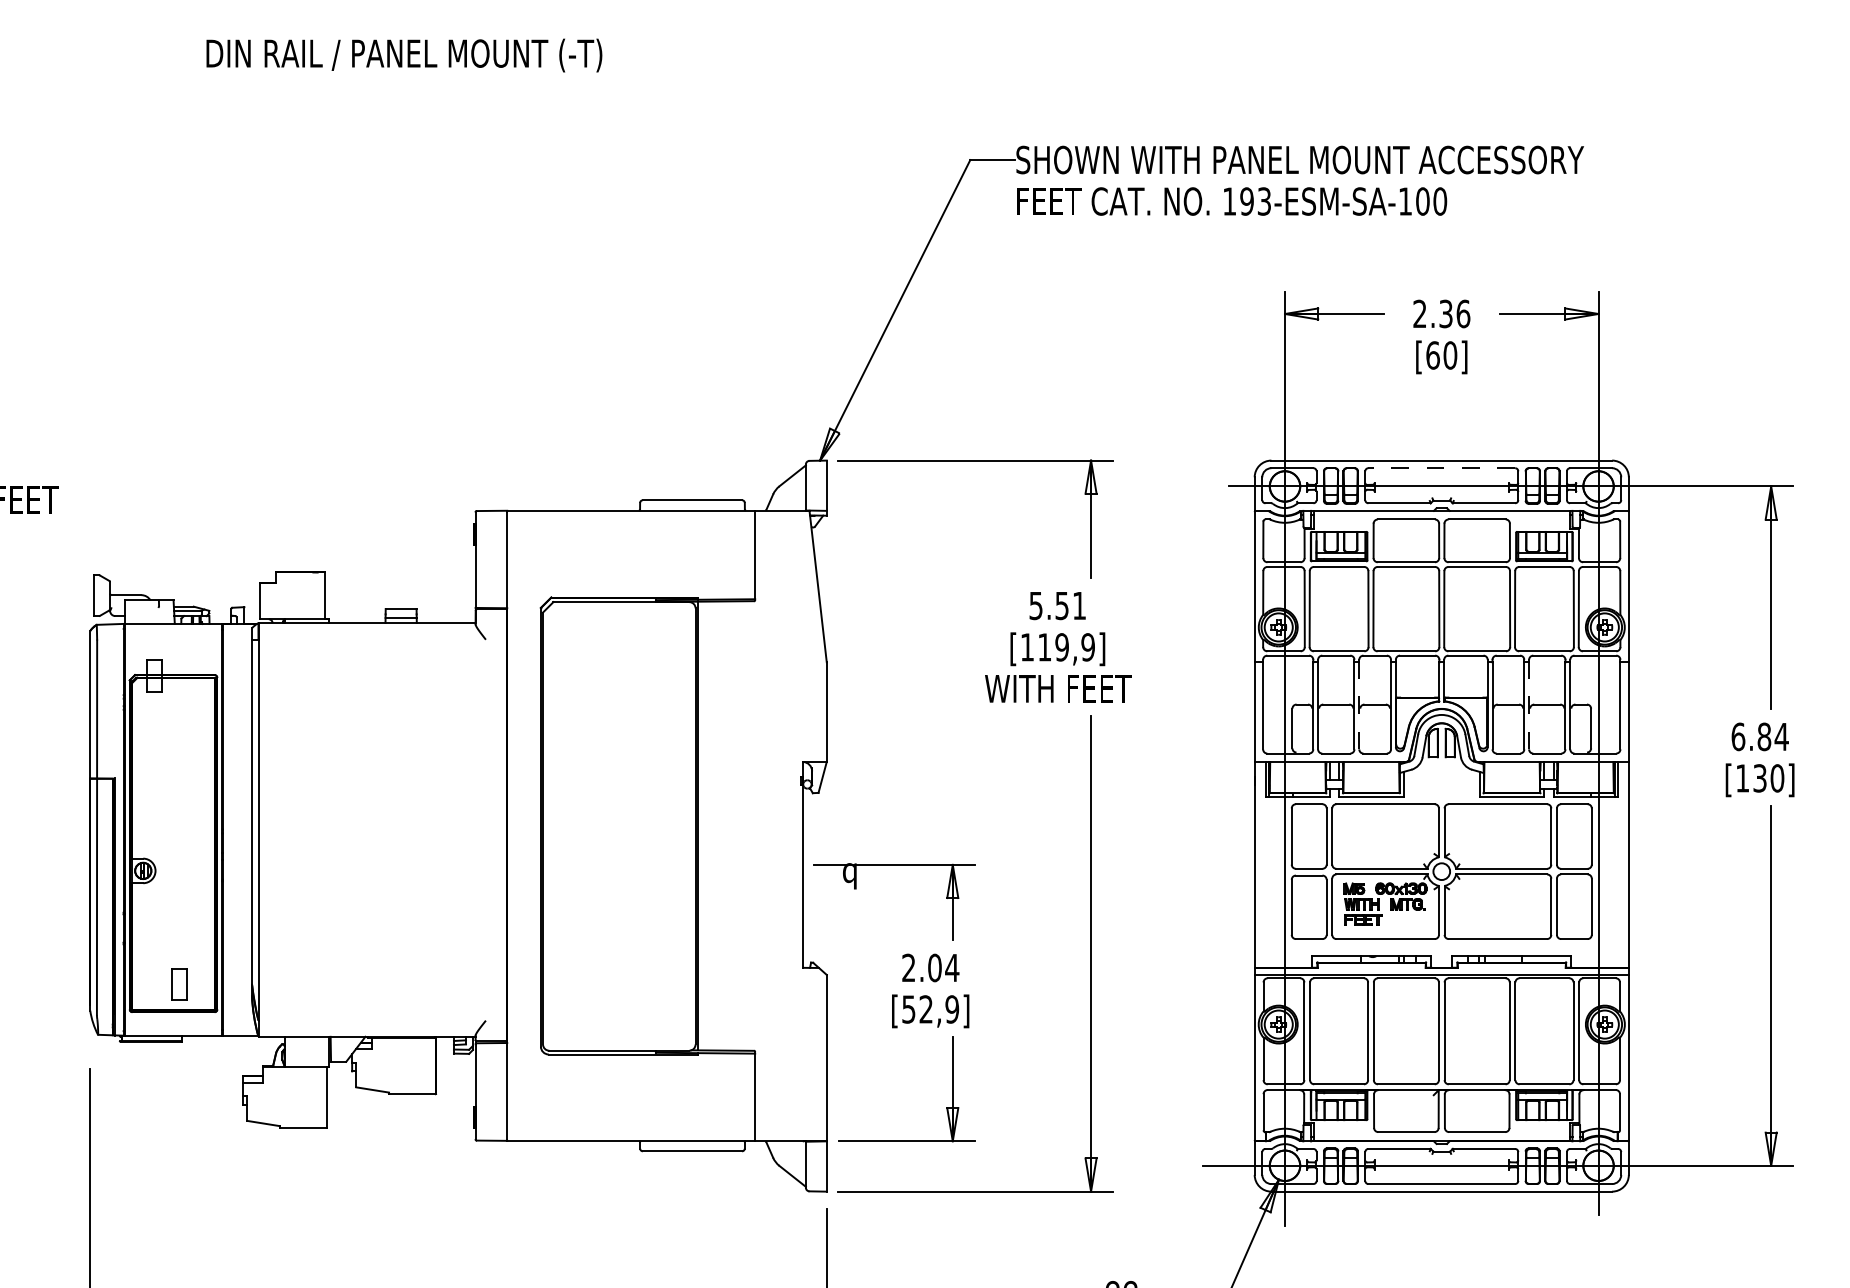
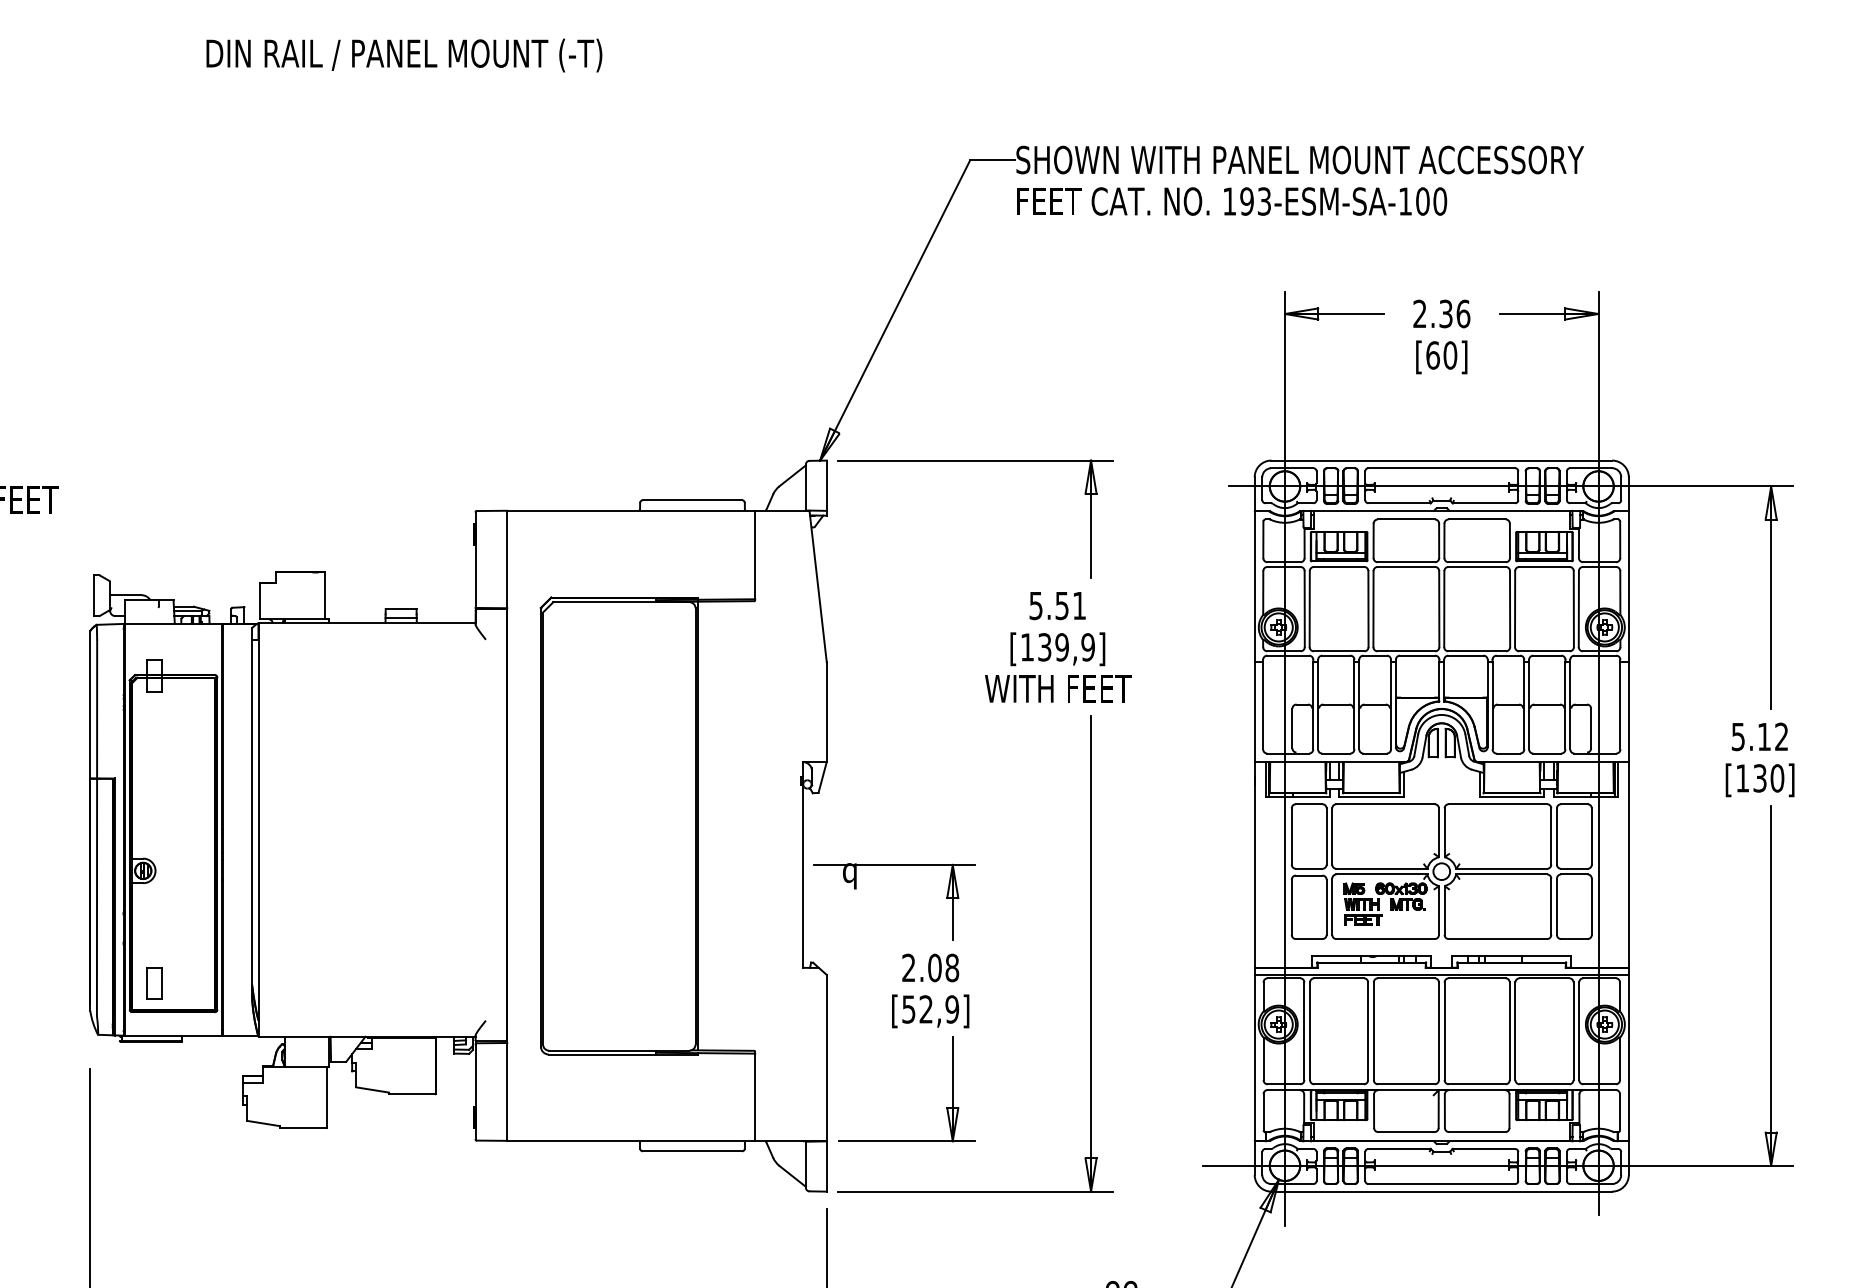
line: dashed -> solid (1441, 468)
text: [119,9] -> [139,9] (1044, 647)
line: dashed -> solid (1359, 705)
line: dashed -> solid (1529, 705)
text: 6.84 -> 5.12 (1759, 736)
text: 2.04 -> 2.08 (952, 967)
part position: (179, 984) -> (154, 983) (154, 983)
